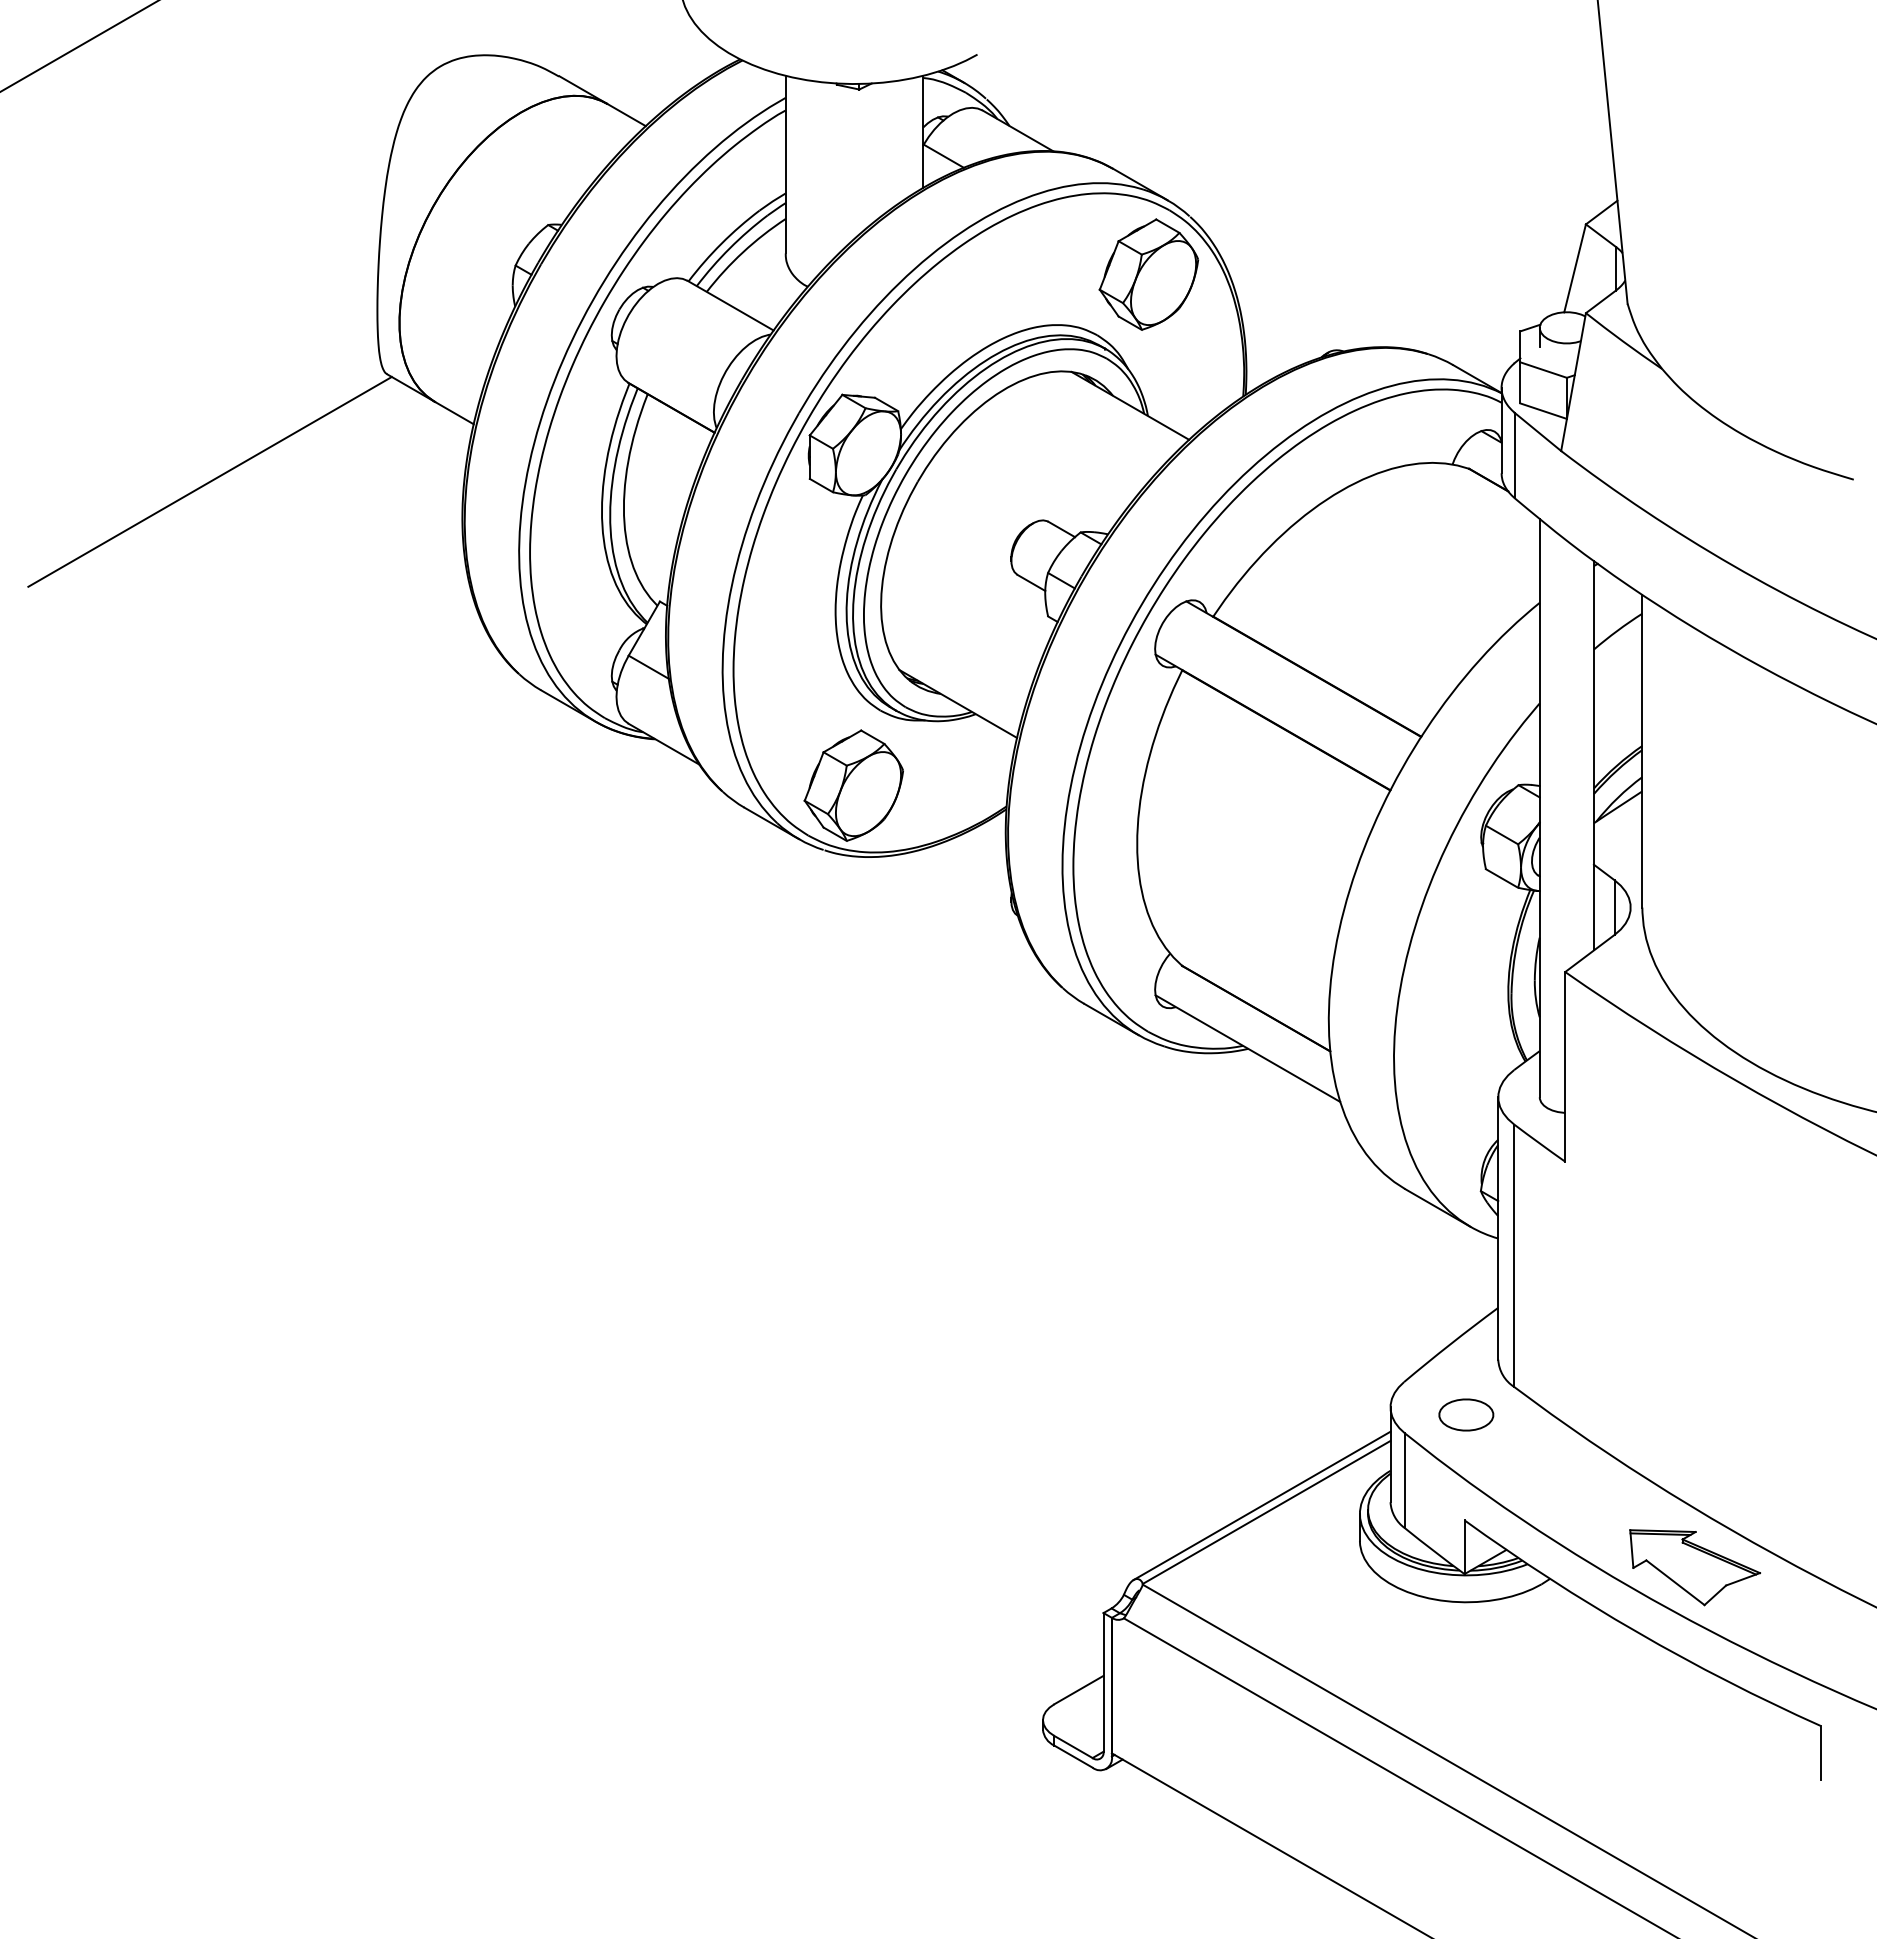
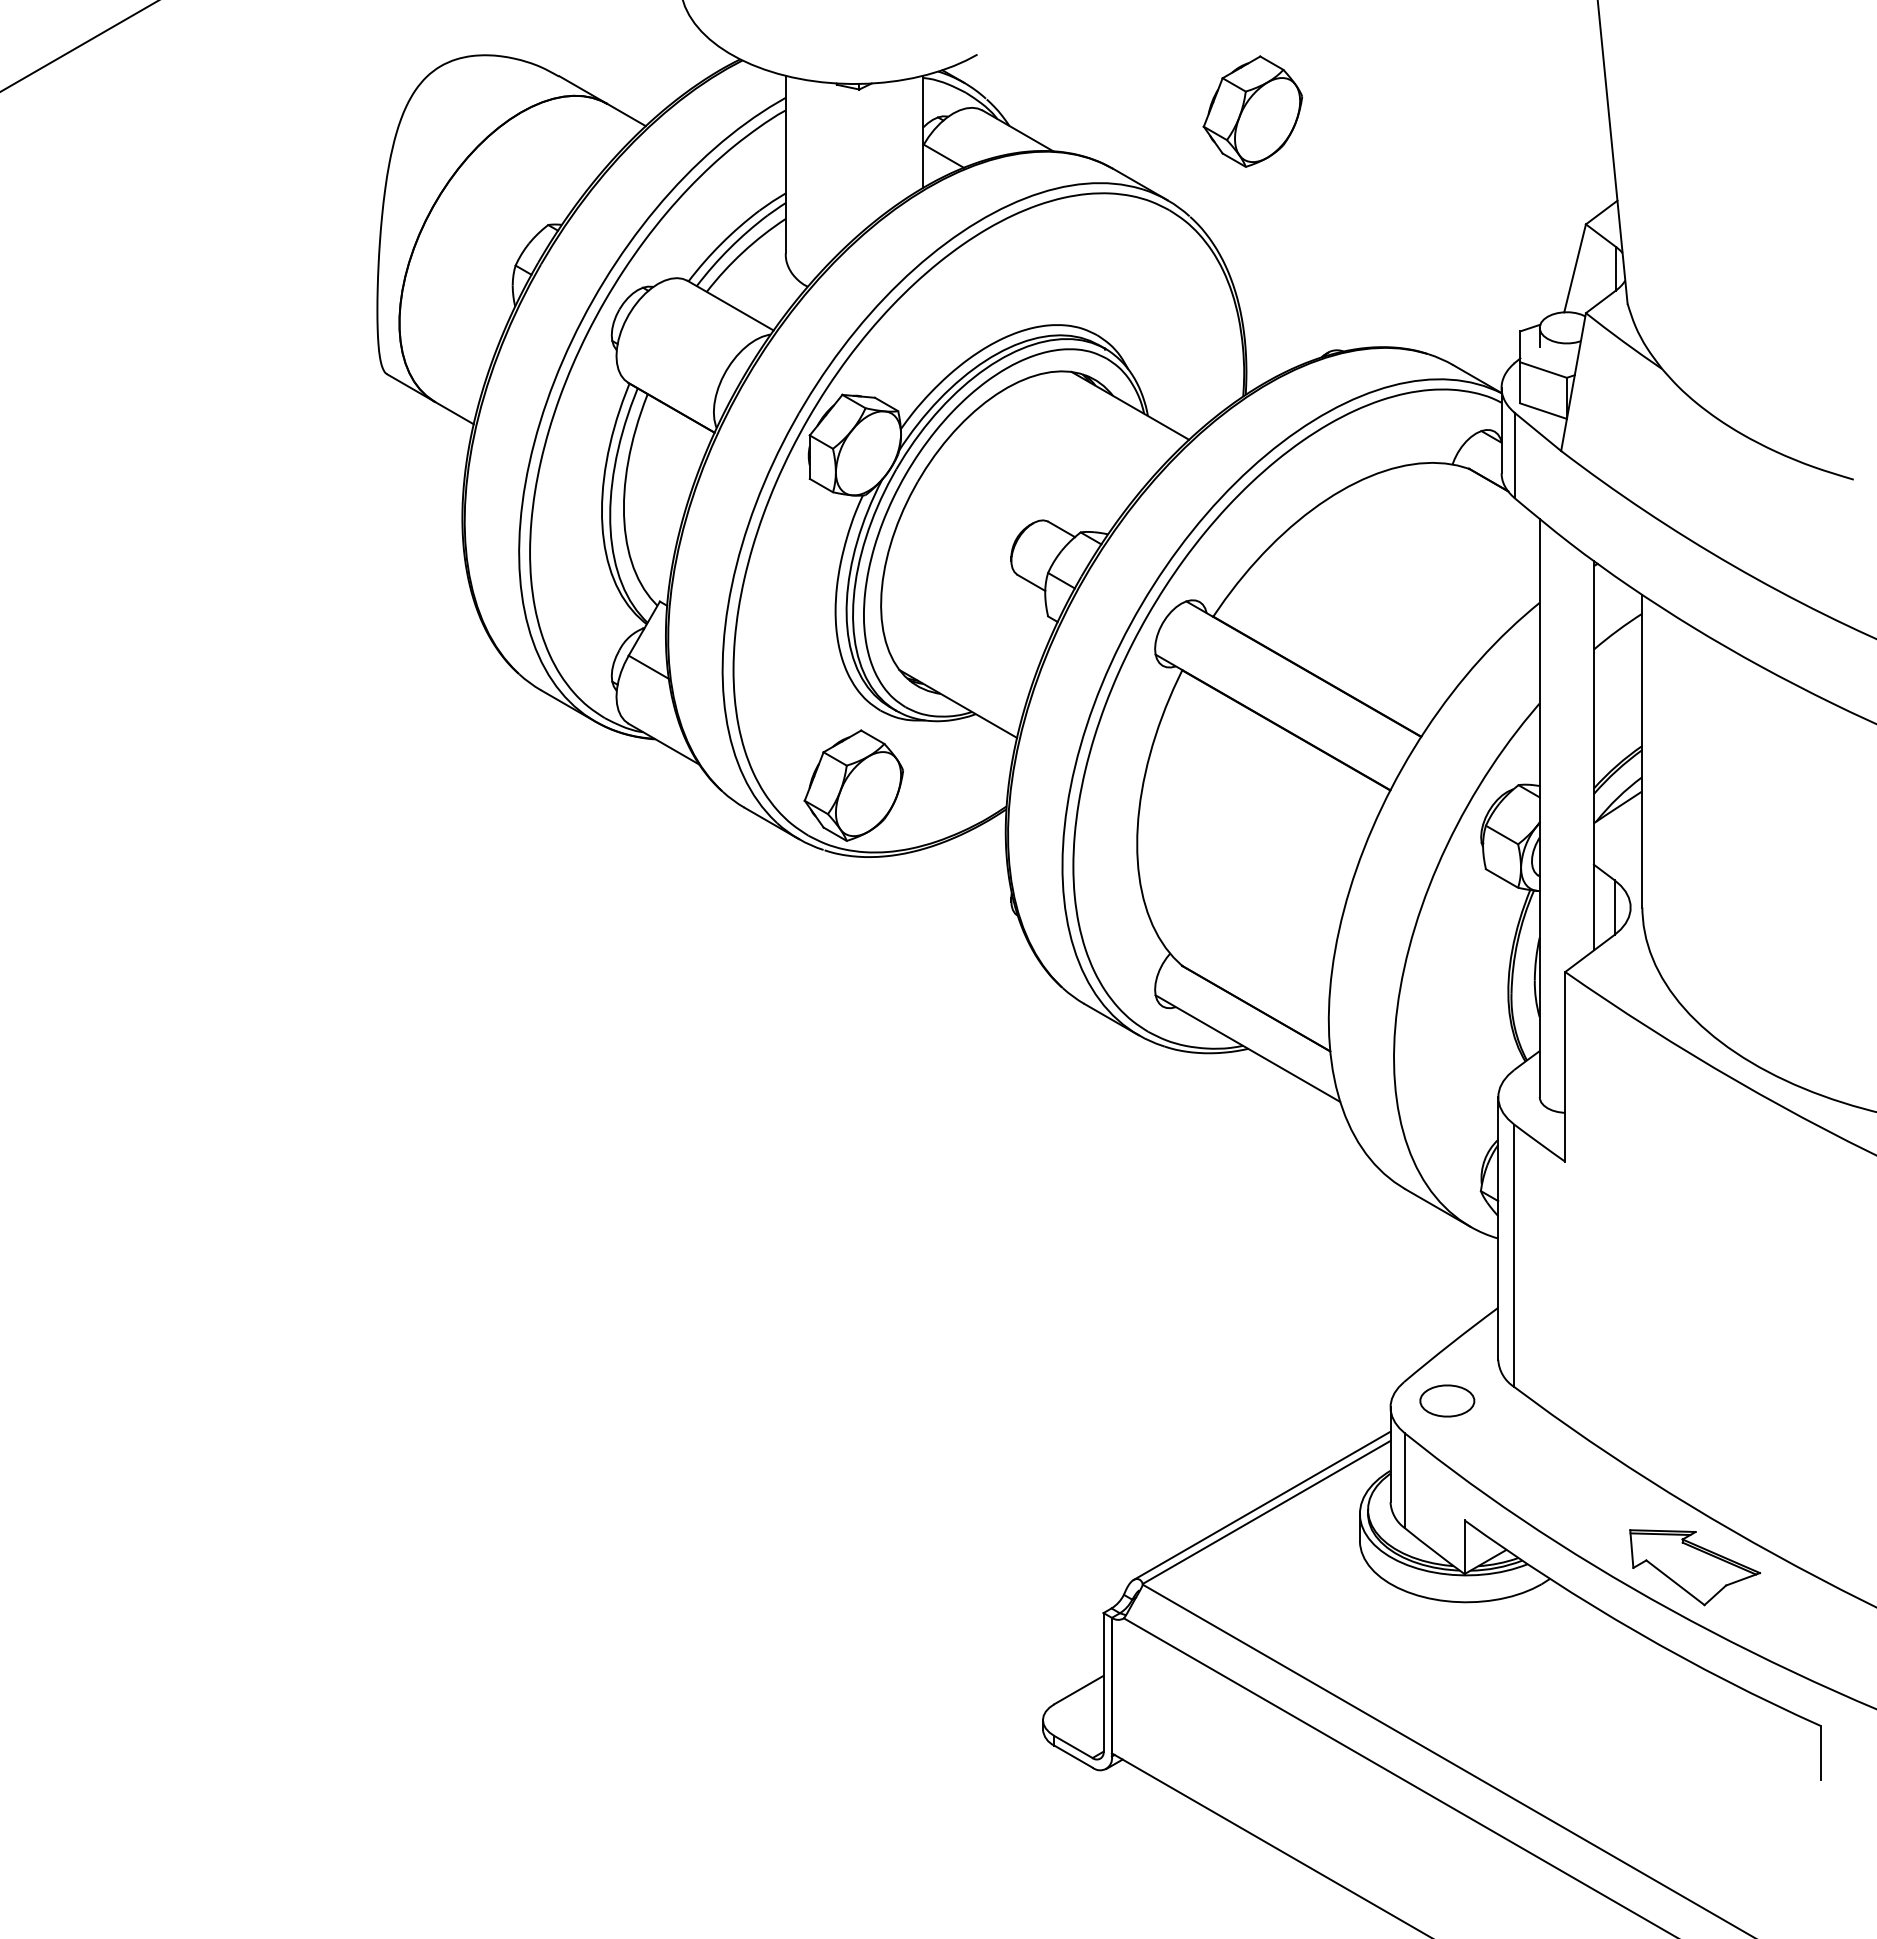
part position: (1148, 274) -> (1252, 111) (1252, 111)
line: present -> none (209, 481)
part position: (1466, 1414) -> (1447, 1400) (1447, 1400)
